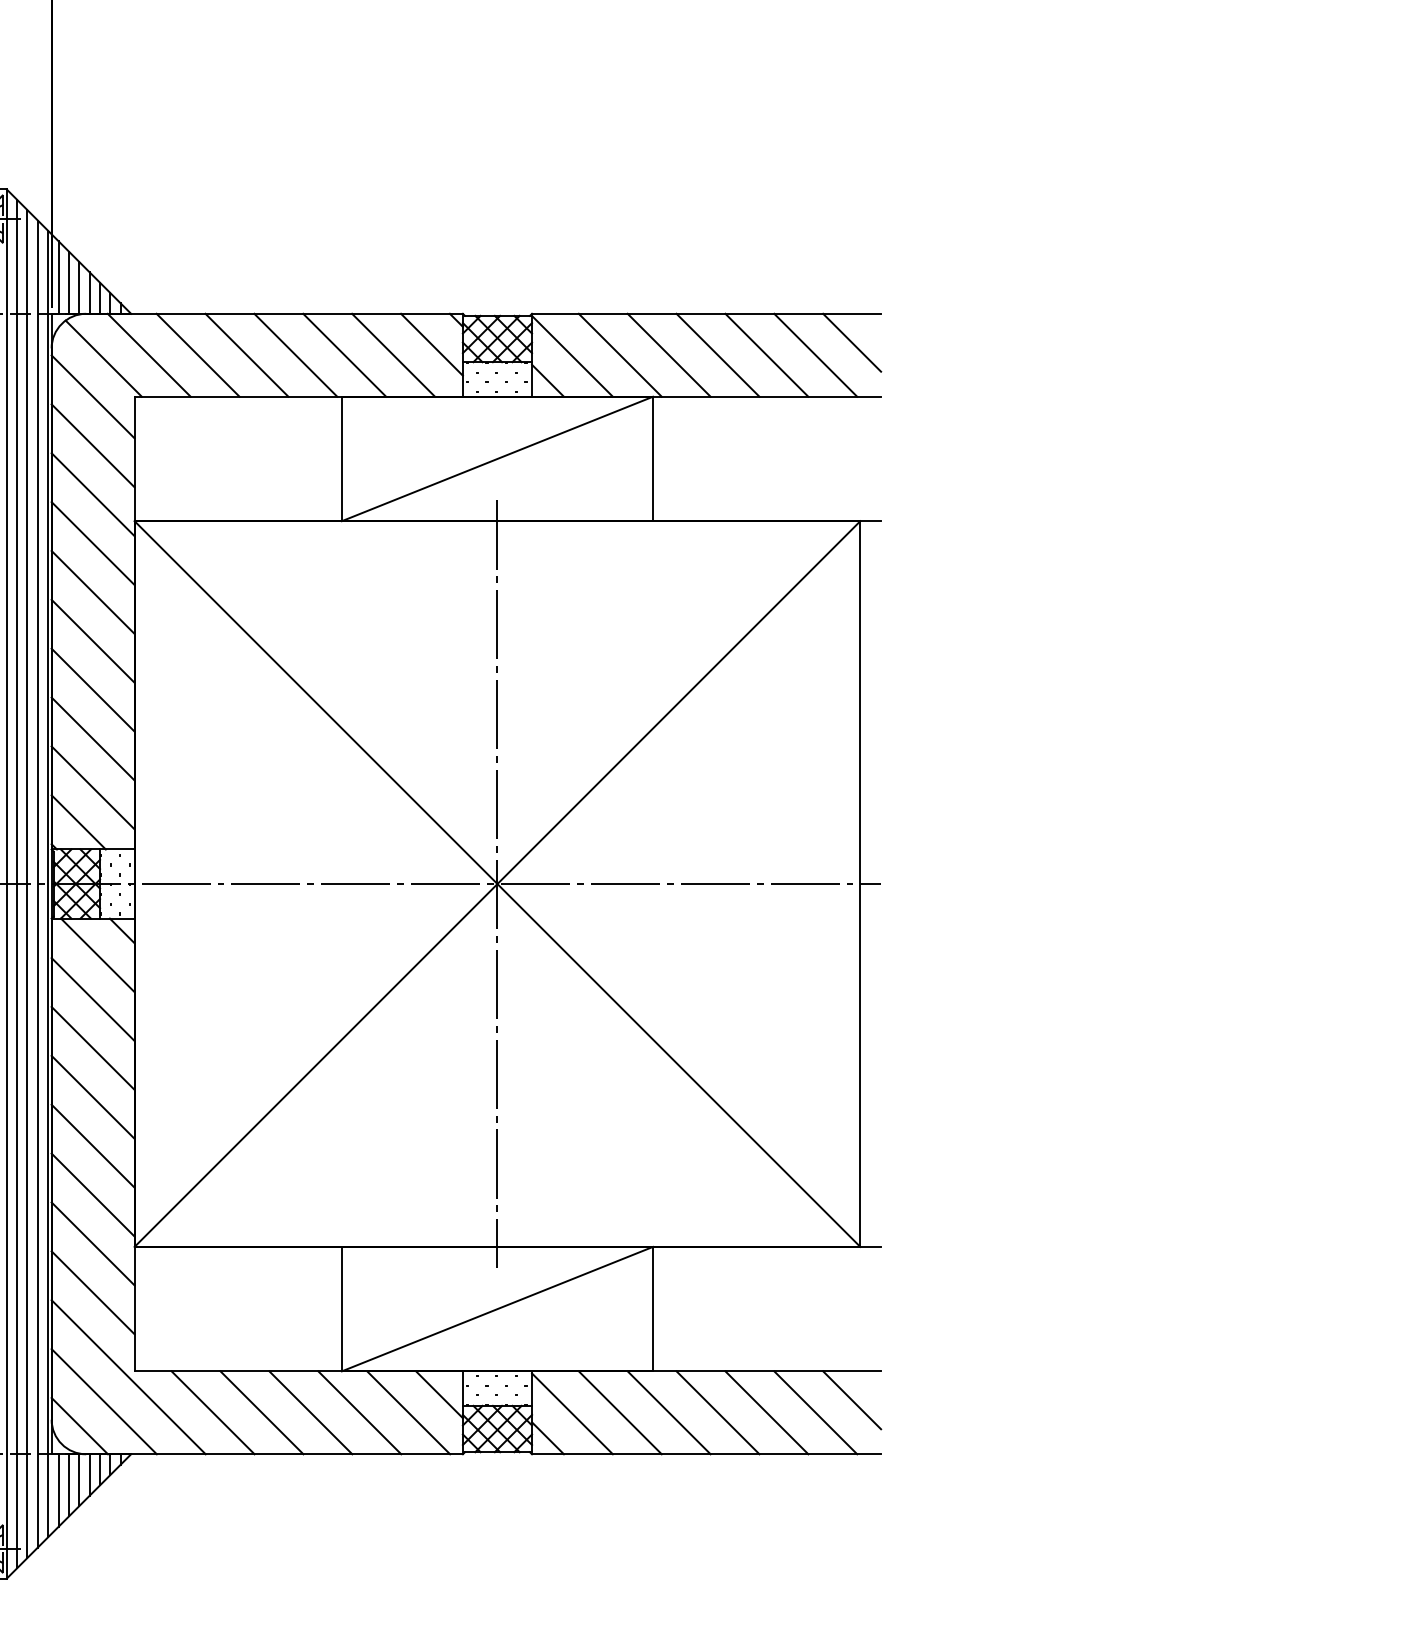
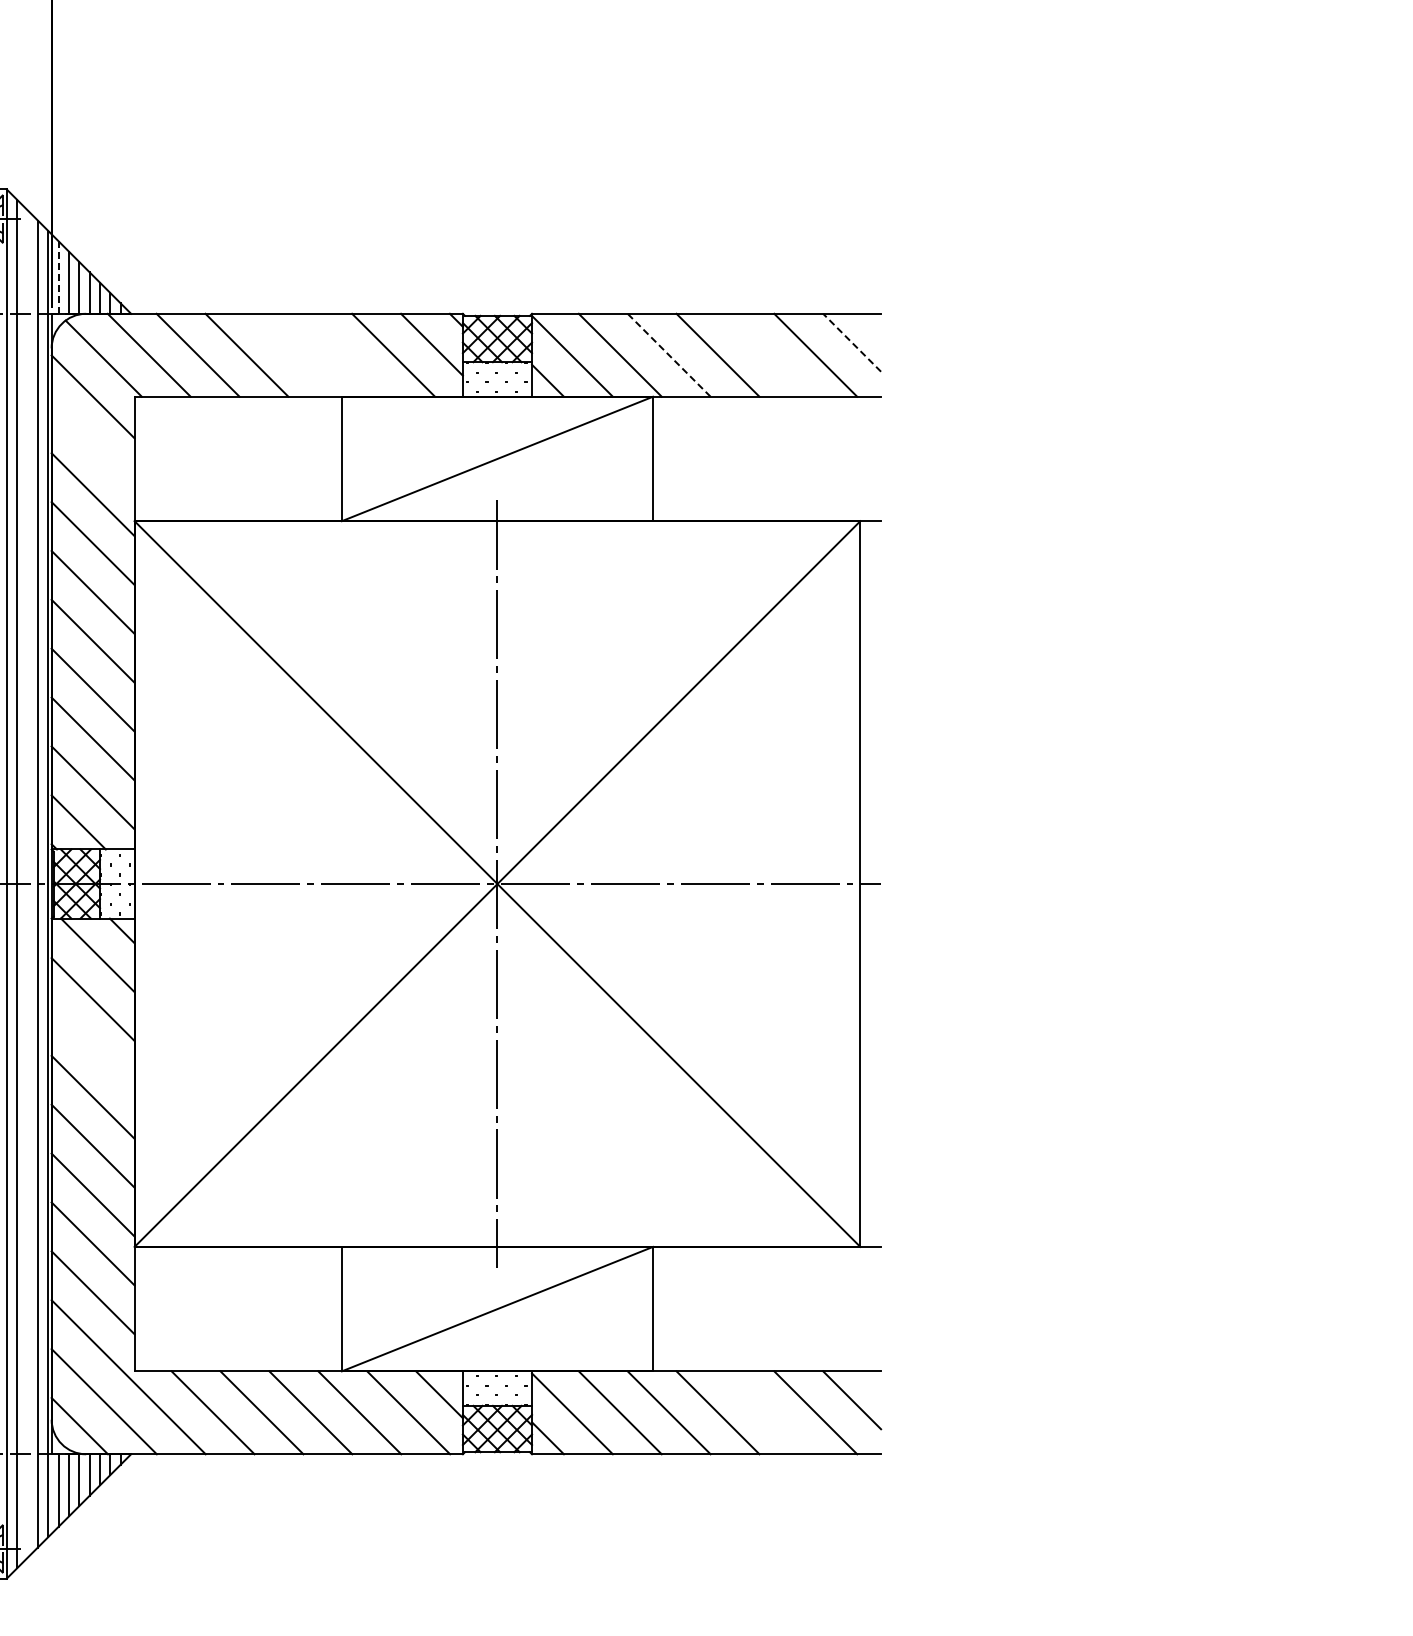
line: solid -> dashed (58, 277)
line: solid -> dashed (852, 342)
line: present -> none (295, 354)
line: present -> none (344, 354)
line: present -> none (766, 354)
line: solid -> dashed (669, 355)
line: present -> none (92, 445)
line: present -> none (27, 883)
line: present -> none (92, 1047)
line: present -> none (766, 1412)
